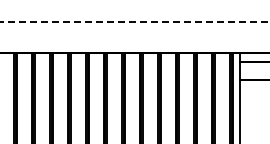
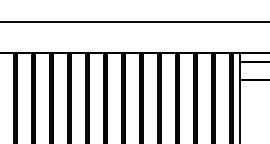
line: dashed -> solid (134, 22)
